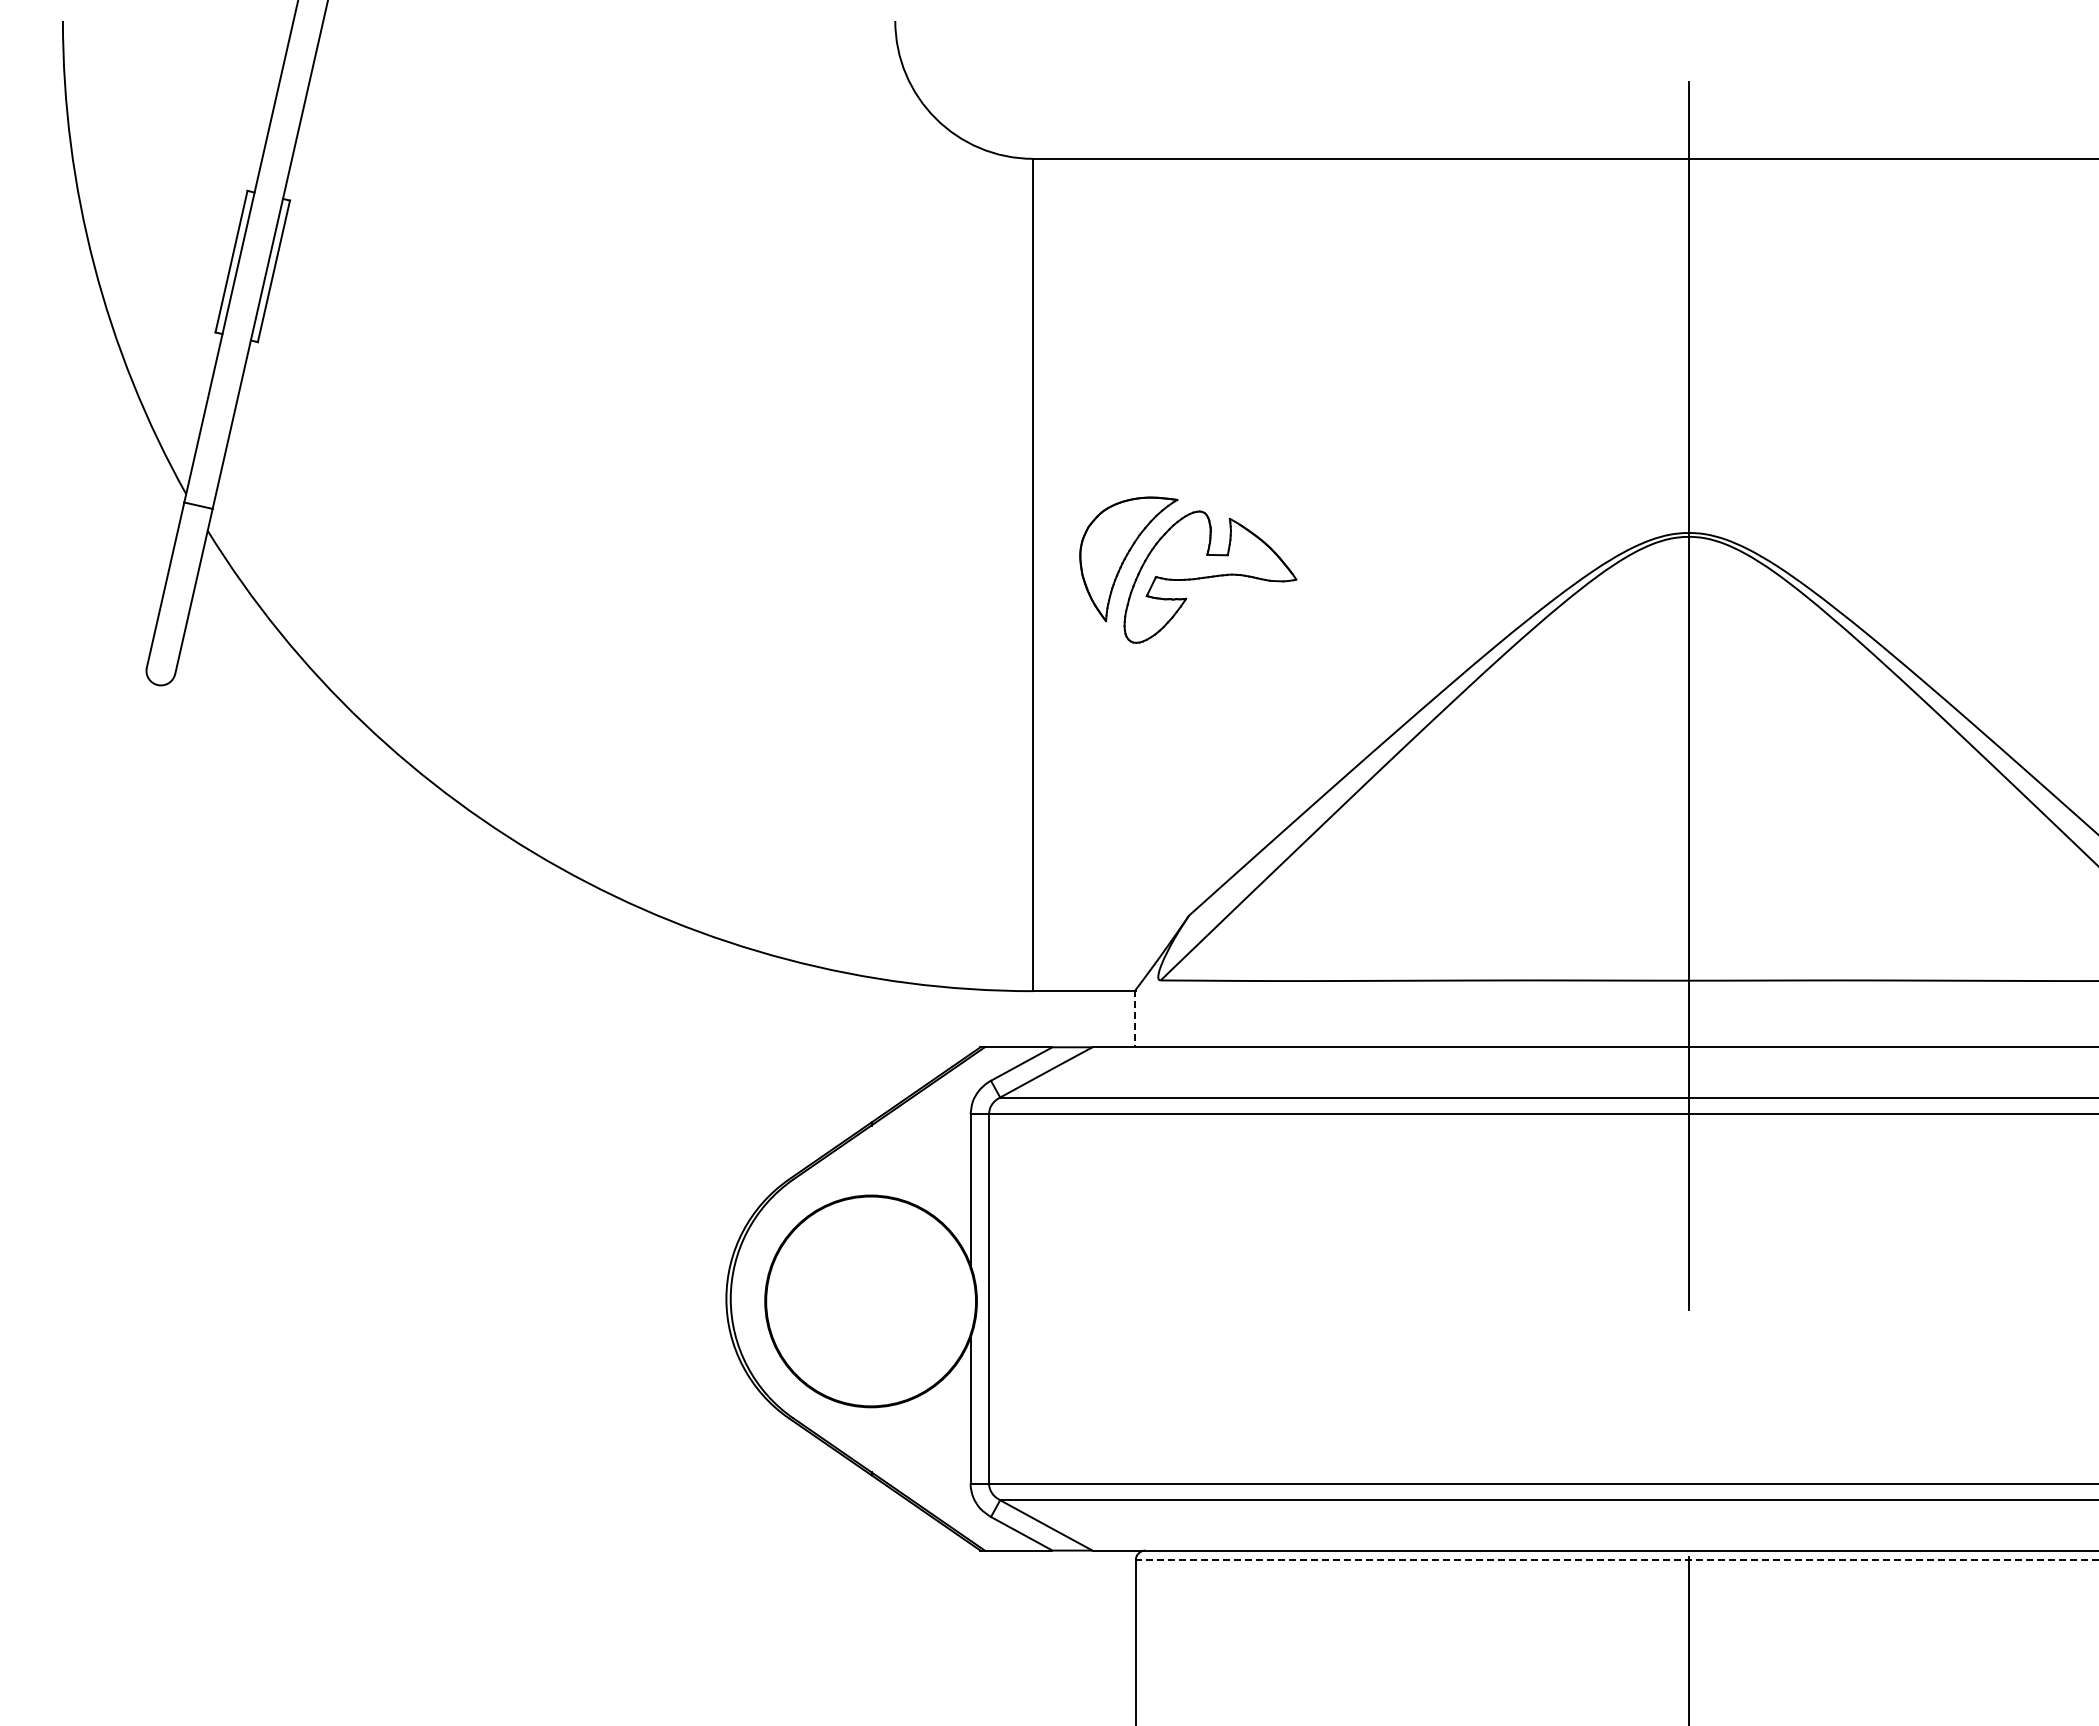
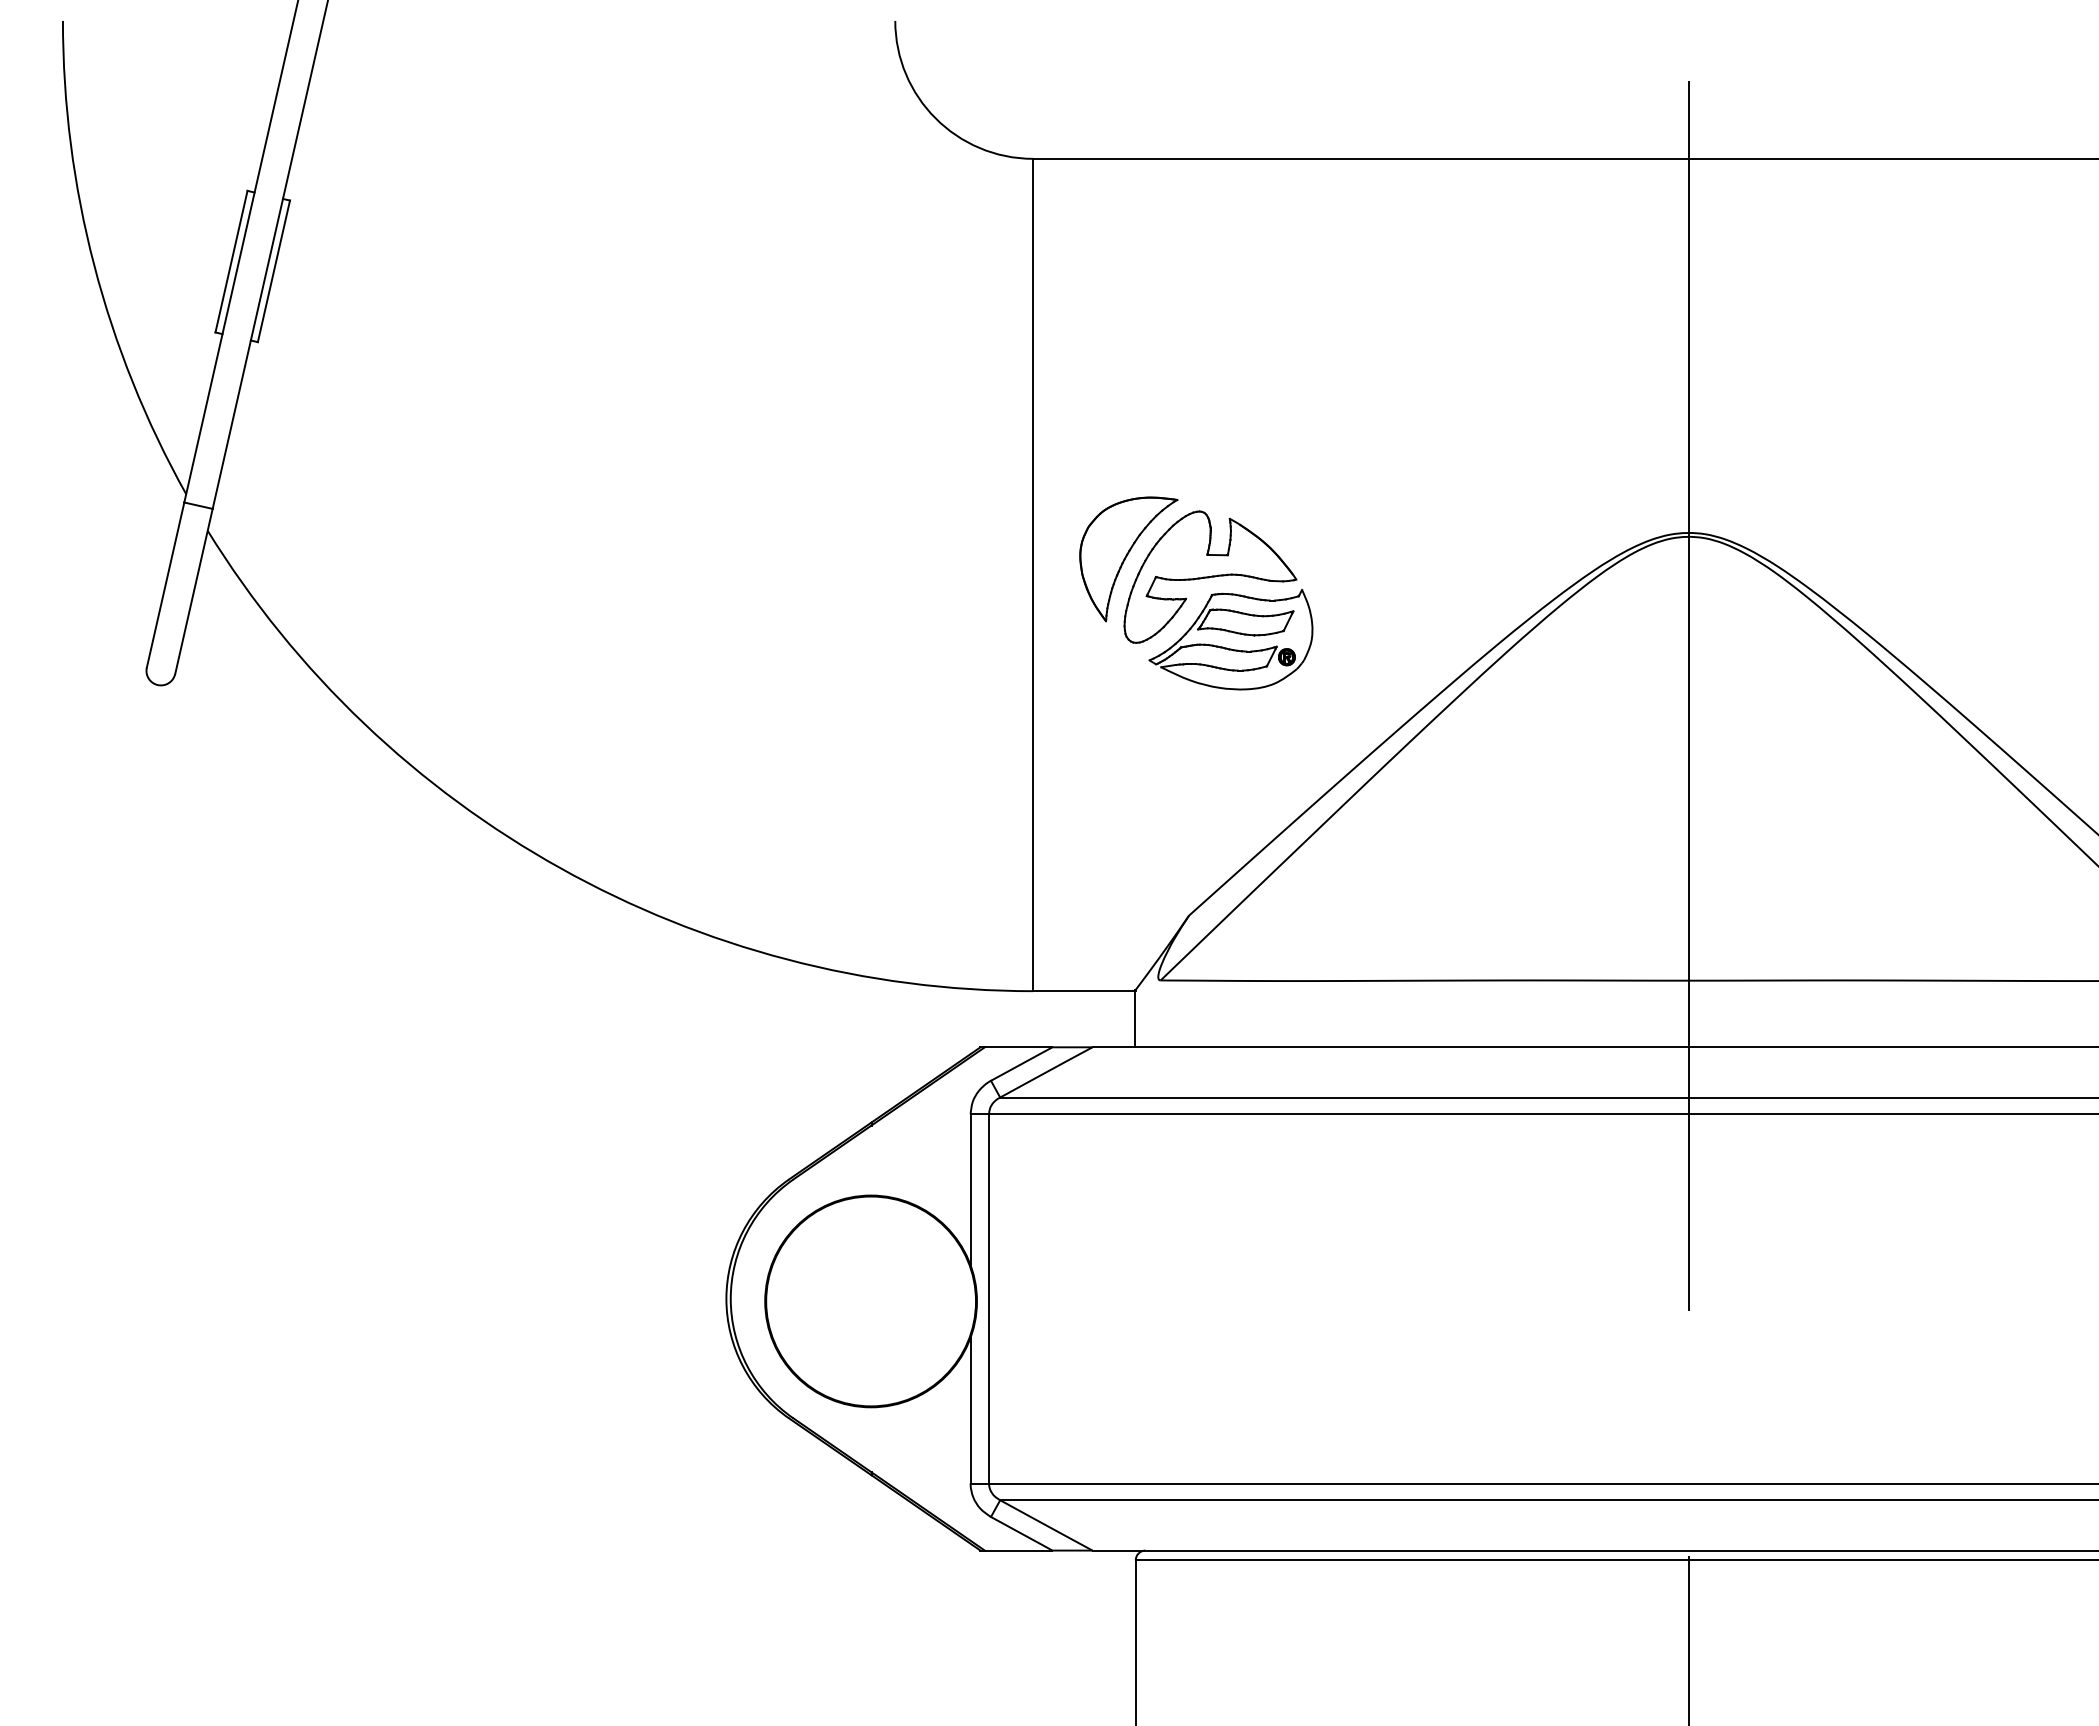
part: none -> present (1230, 639)
line: dashed -> solid (1134, 1018)
line: dashed -> solid (1616, 1560)
